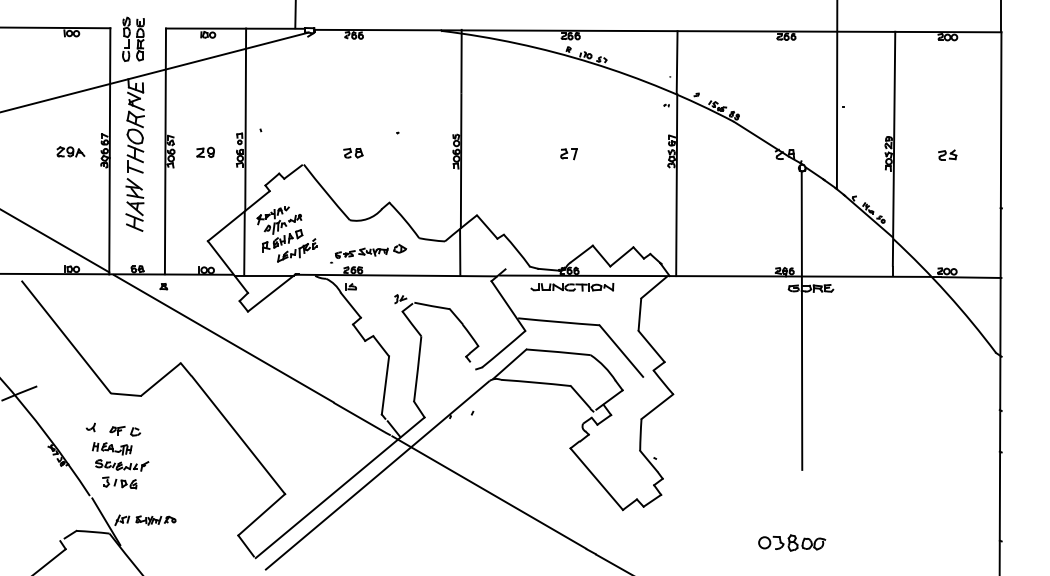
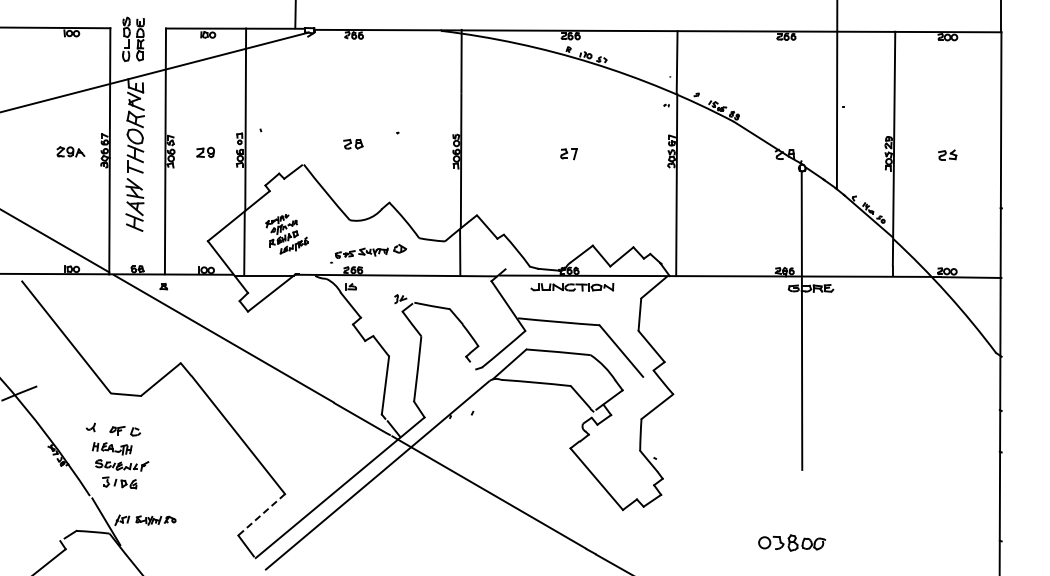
part position: (353, 152) -> (353, 143) (353, 143)
part size: 62x57 px -> 44x41 px (286, 234)
line: solid -> dashed (261, 515)
